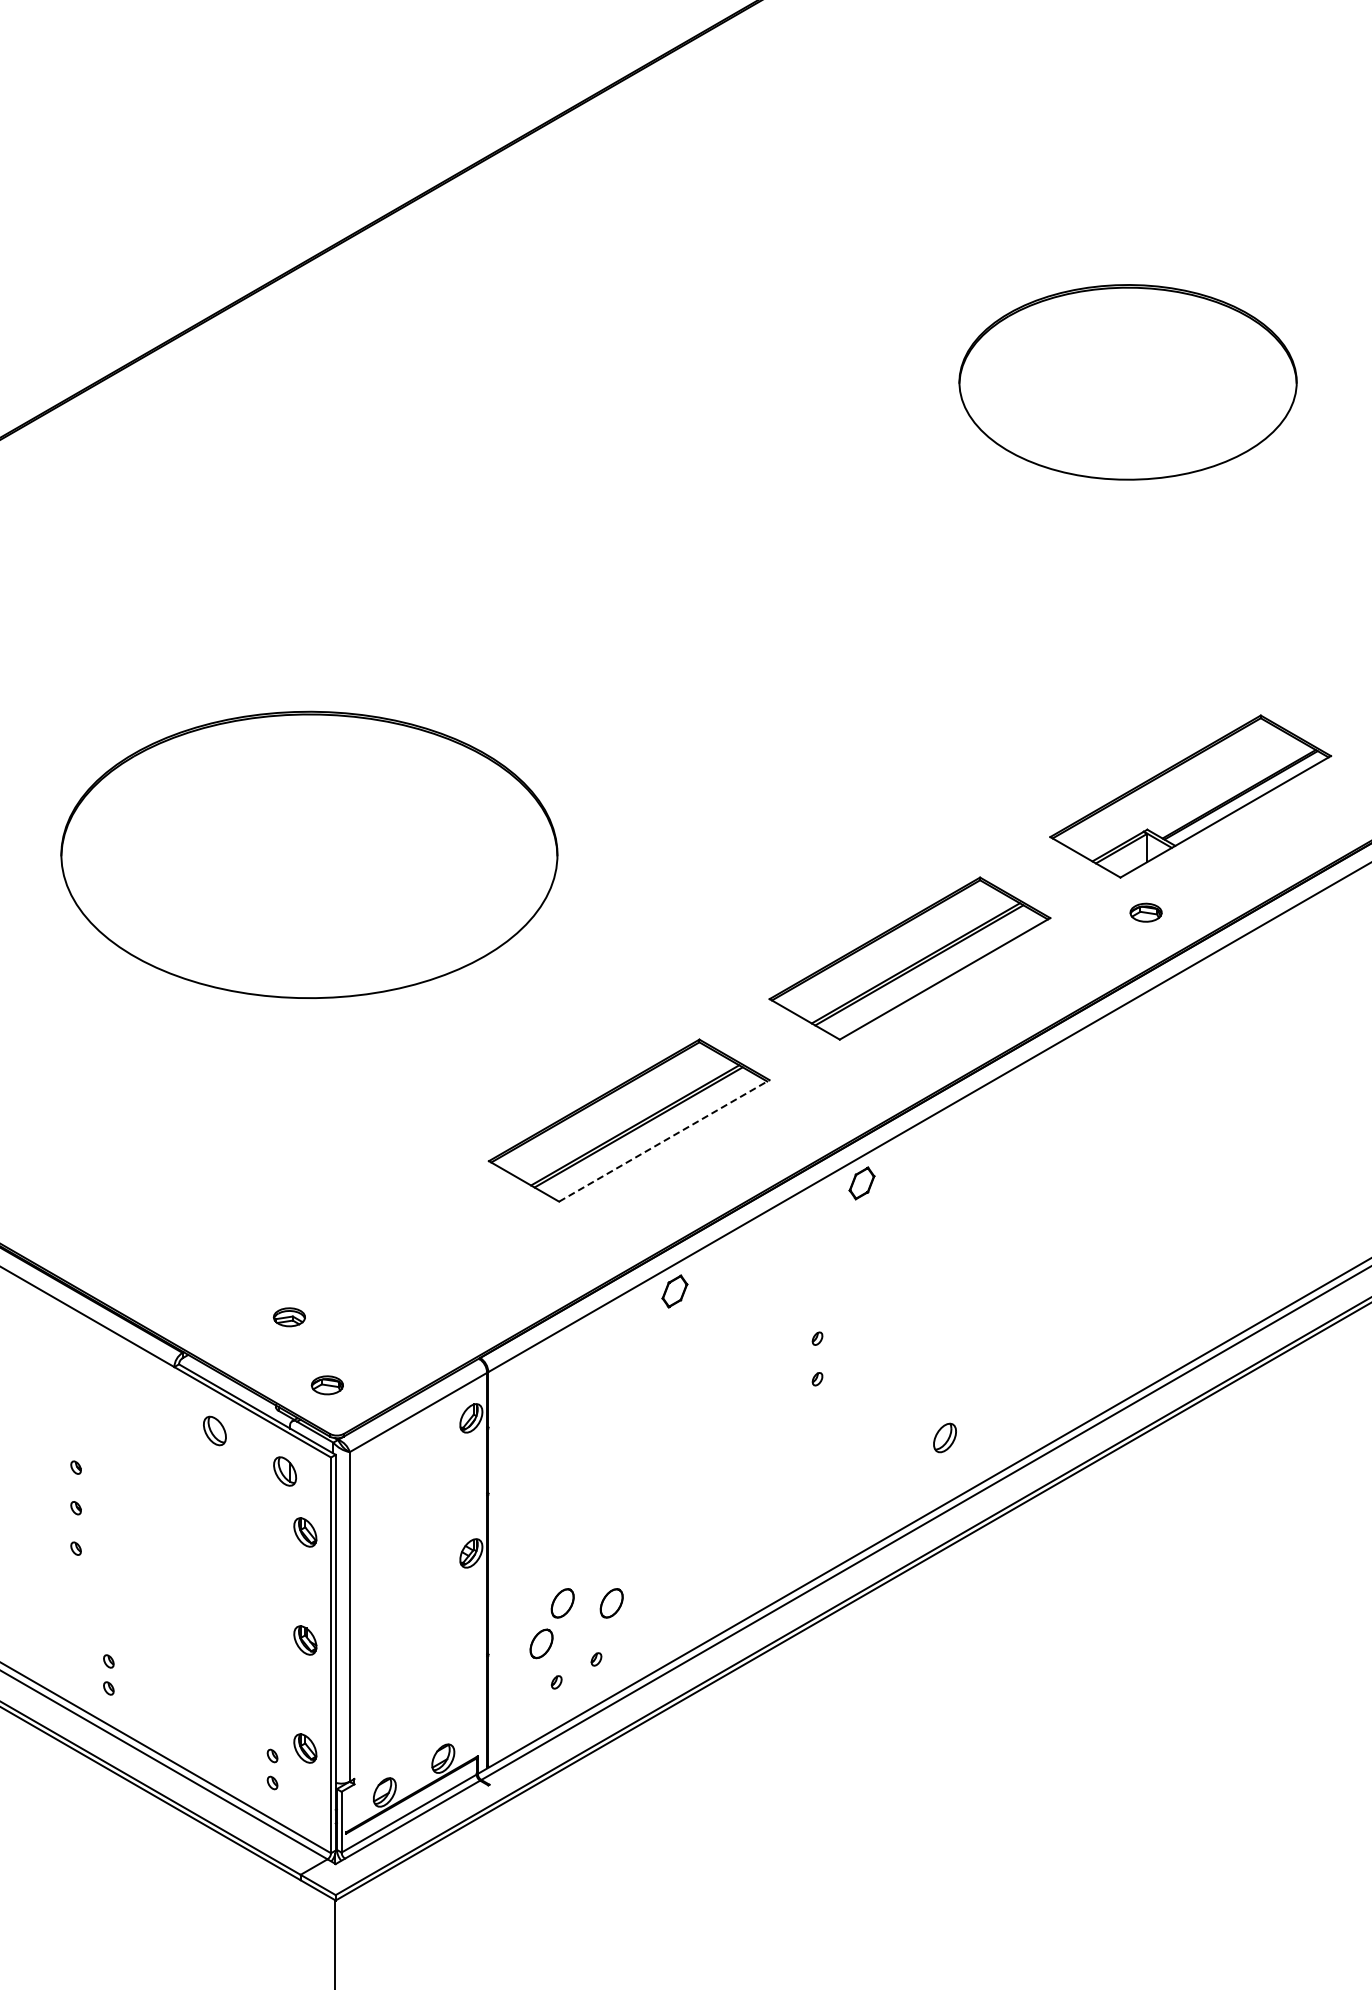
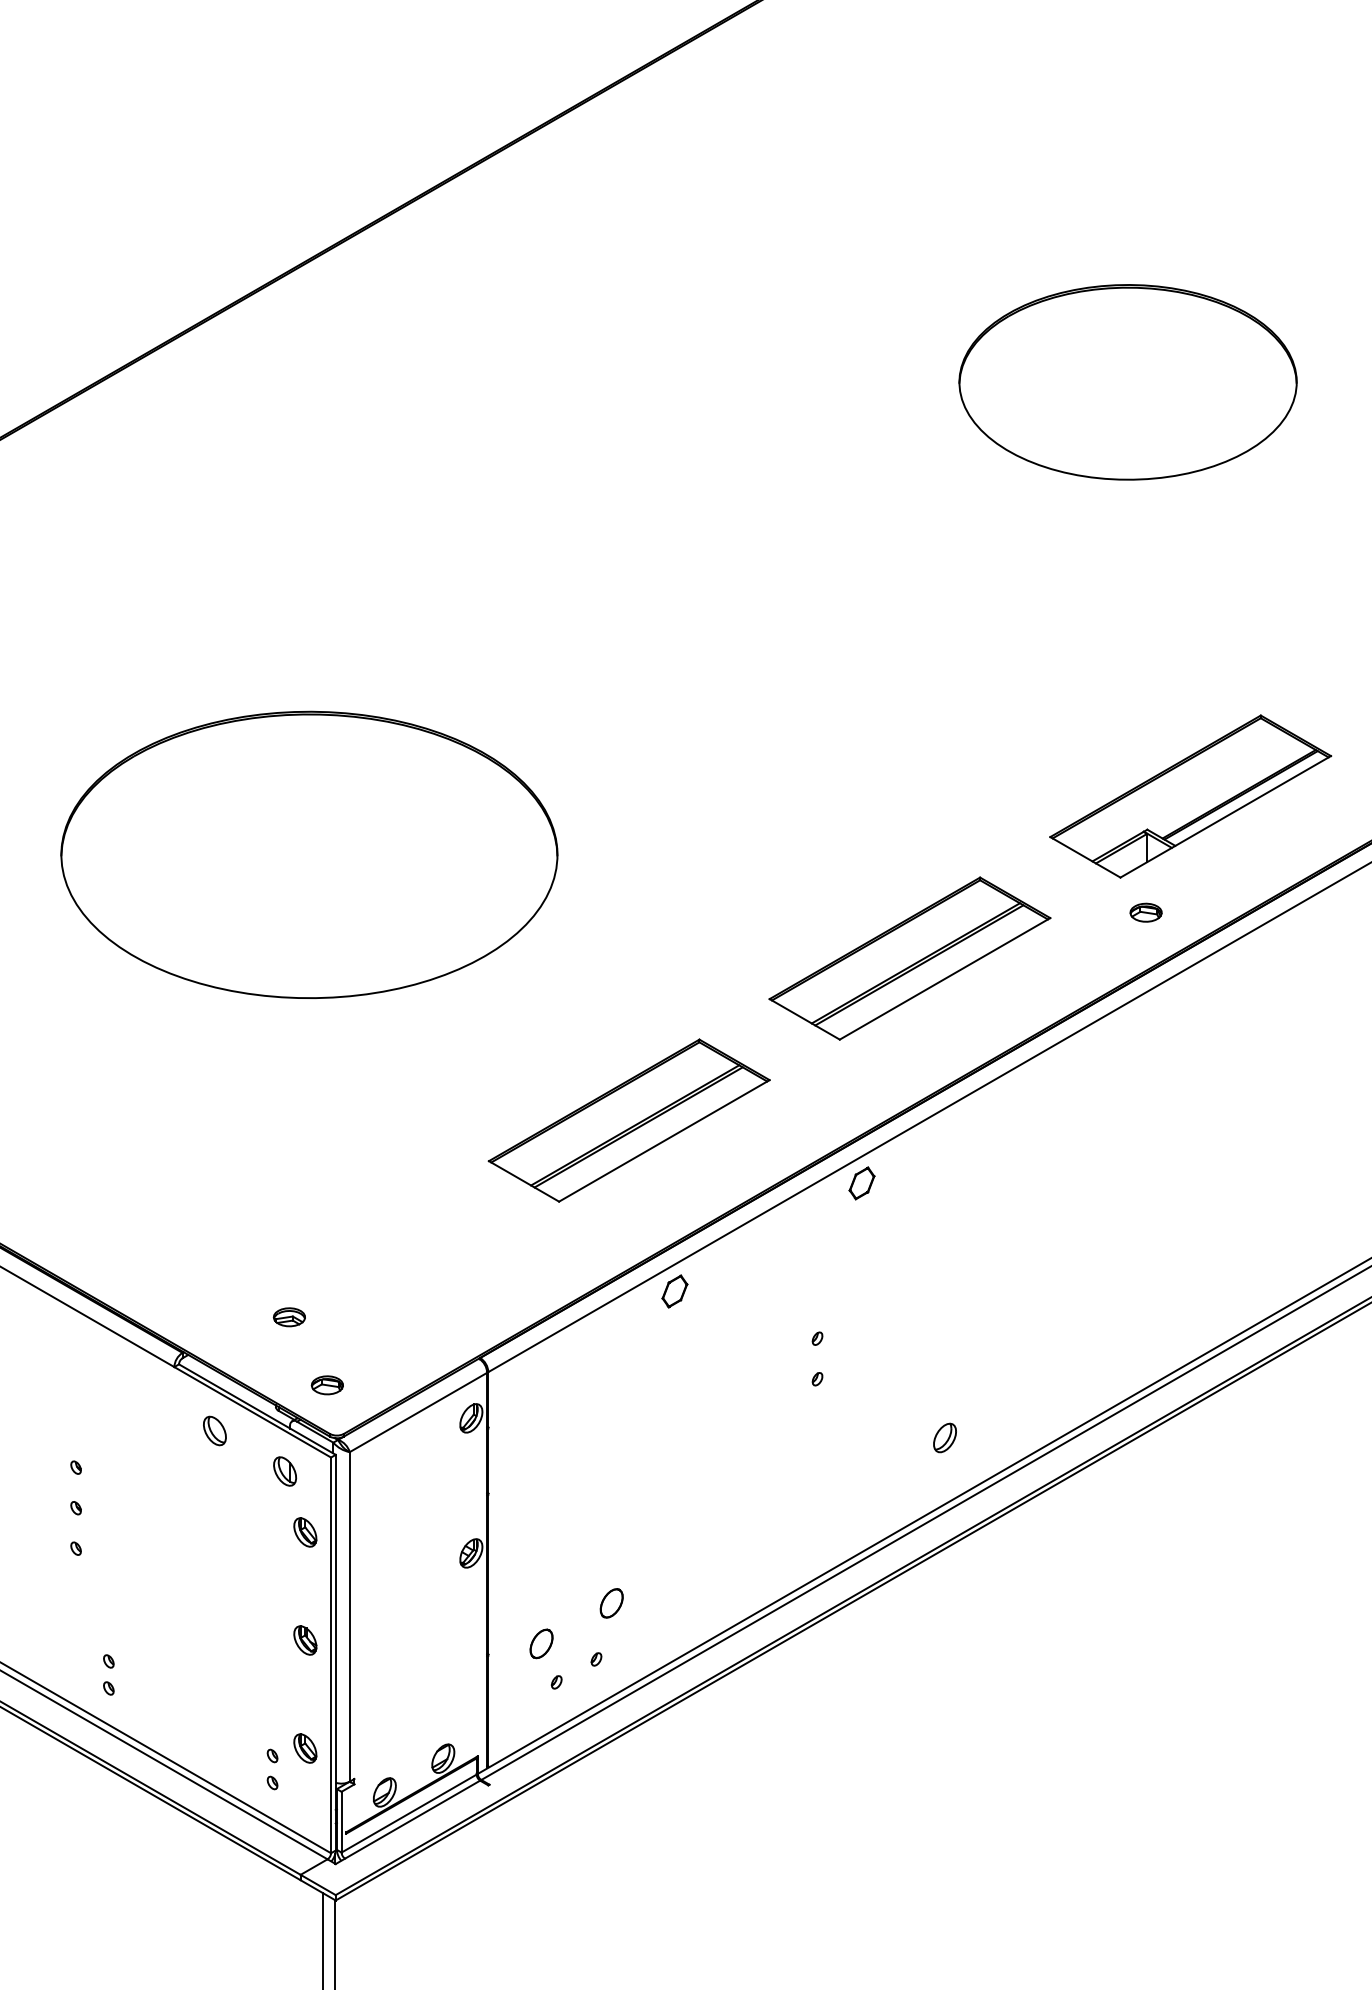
line: dashed -> solid (664, 1140)
part: present -> none (562, 1603)
line: none -> present (323, 1939)
